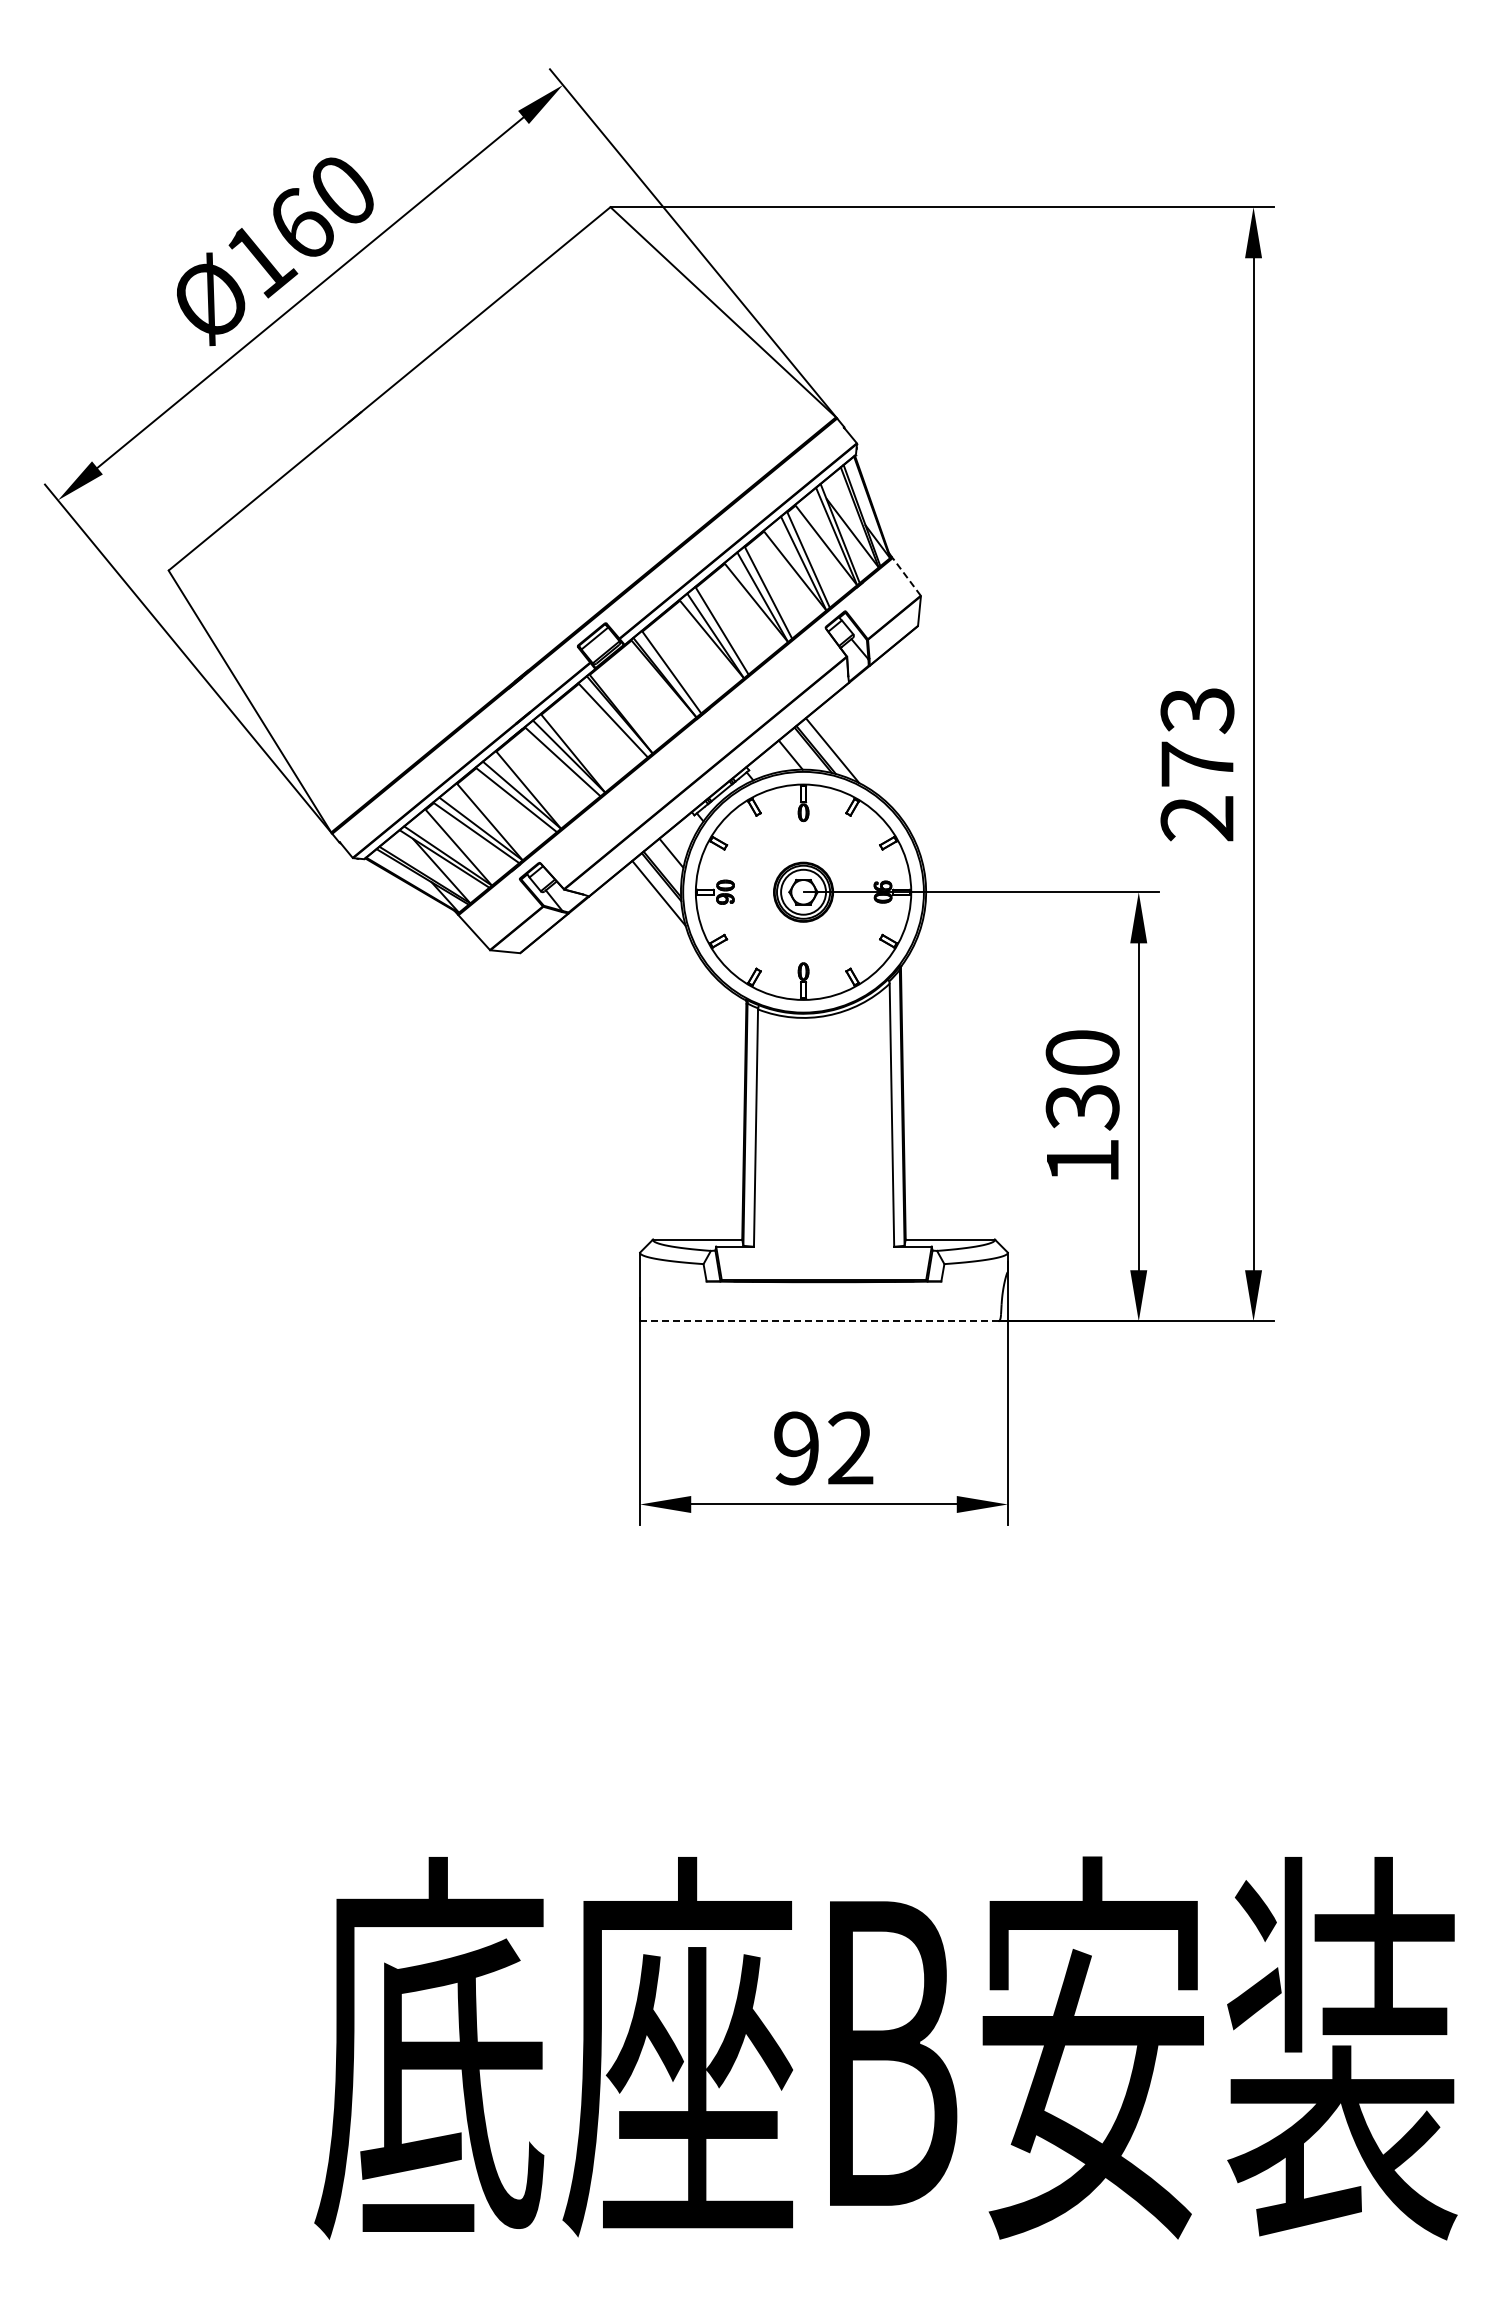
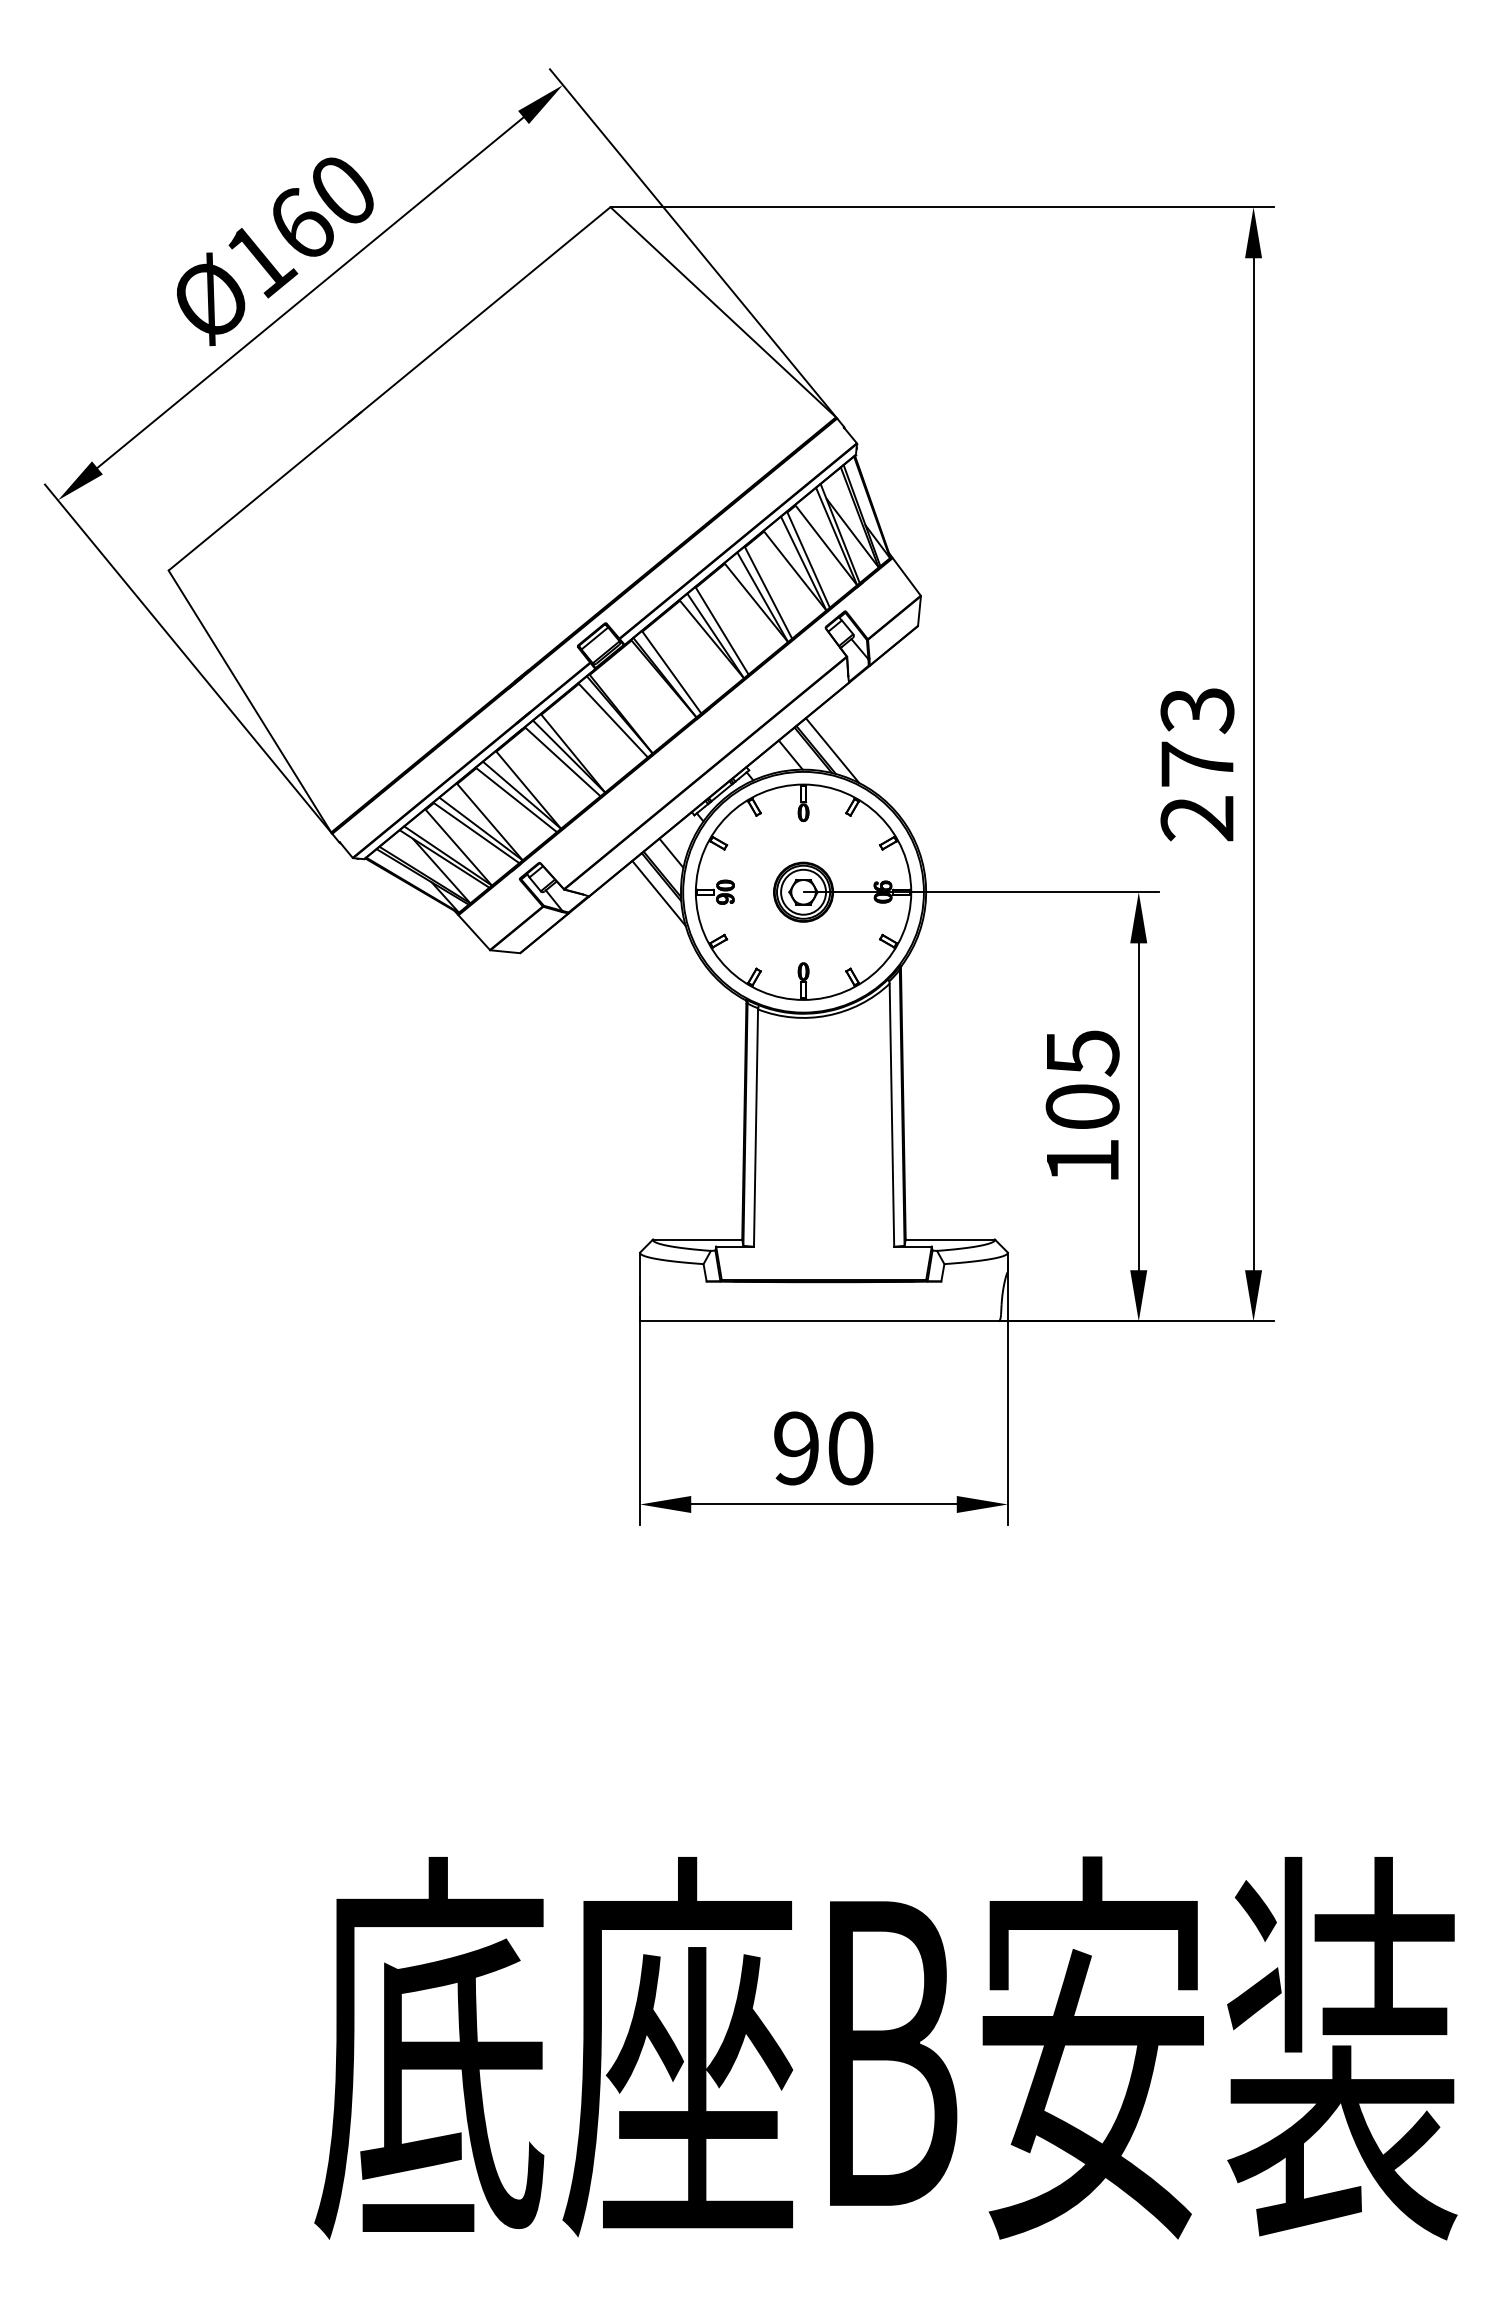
line: dashed -> solid (906, 576)
text: 130 -> 105 (1082, 1080)
line: dashed -> solid (818, 1321)
text: 92 -> 90 (850, 1448)
